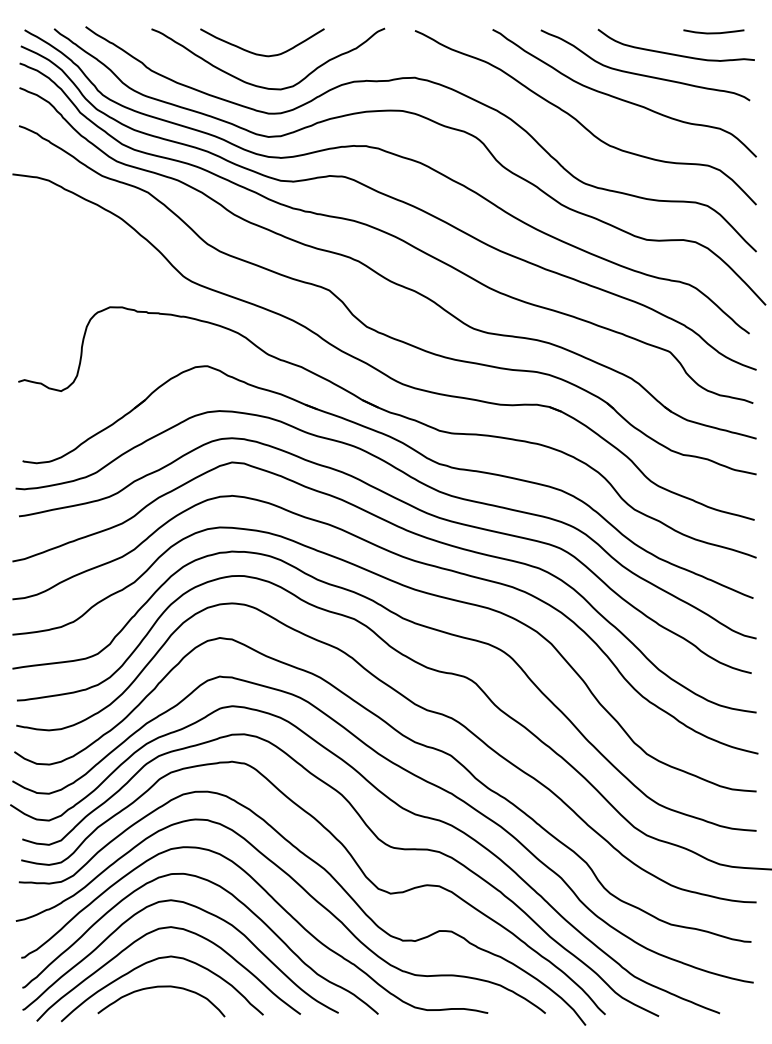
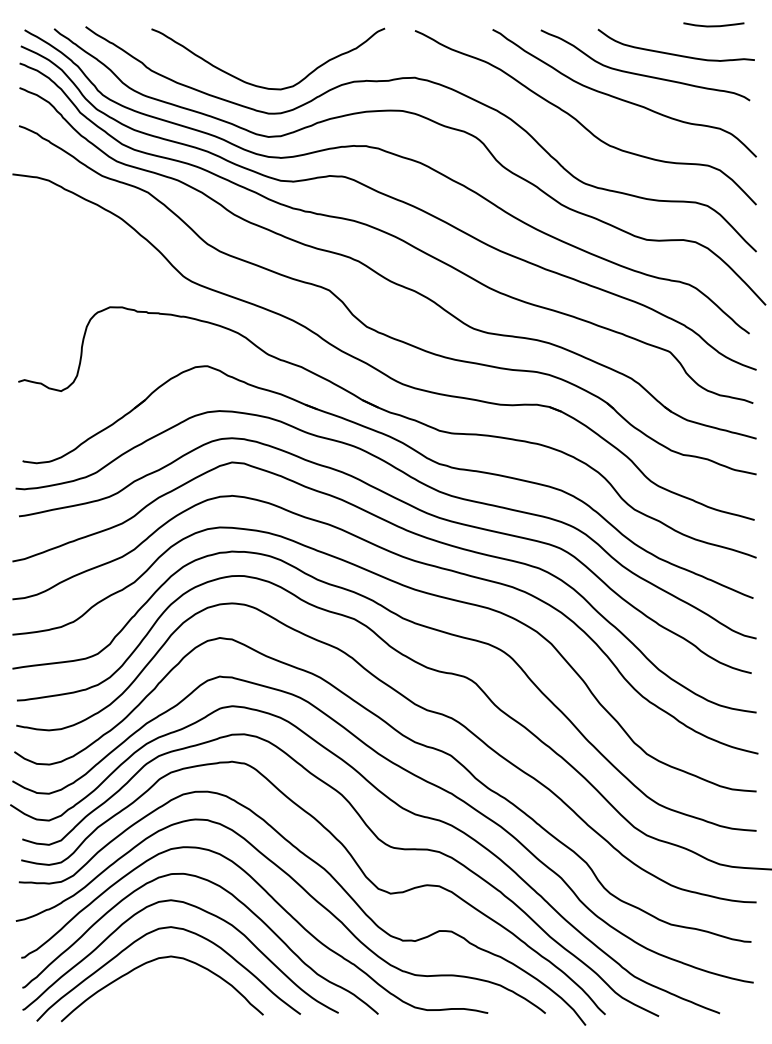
curve position: (713, 32) -> (713, 25) (713, 25)
curve: present -> none (258, 53)
curve: present -> none (161, 987)
